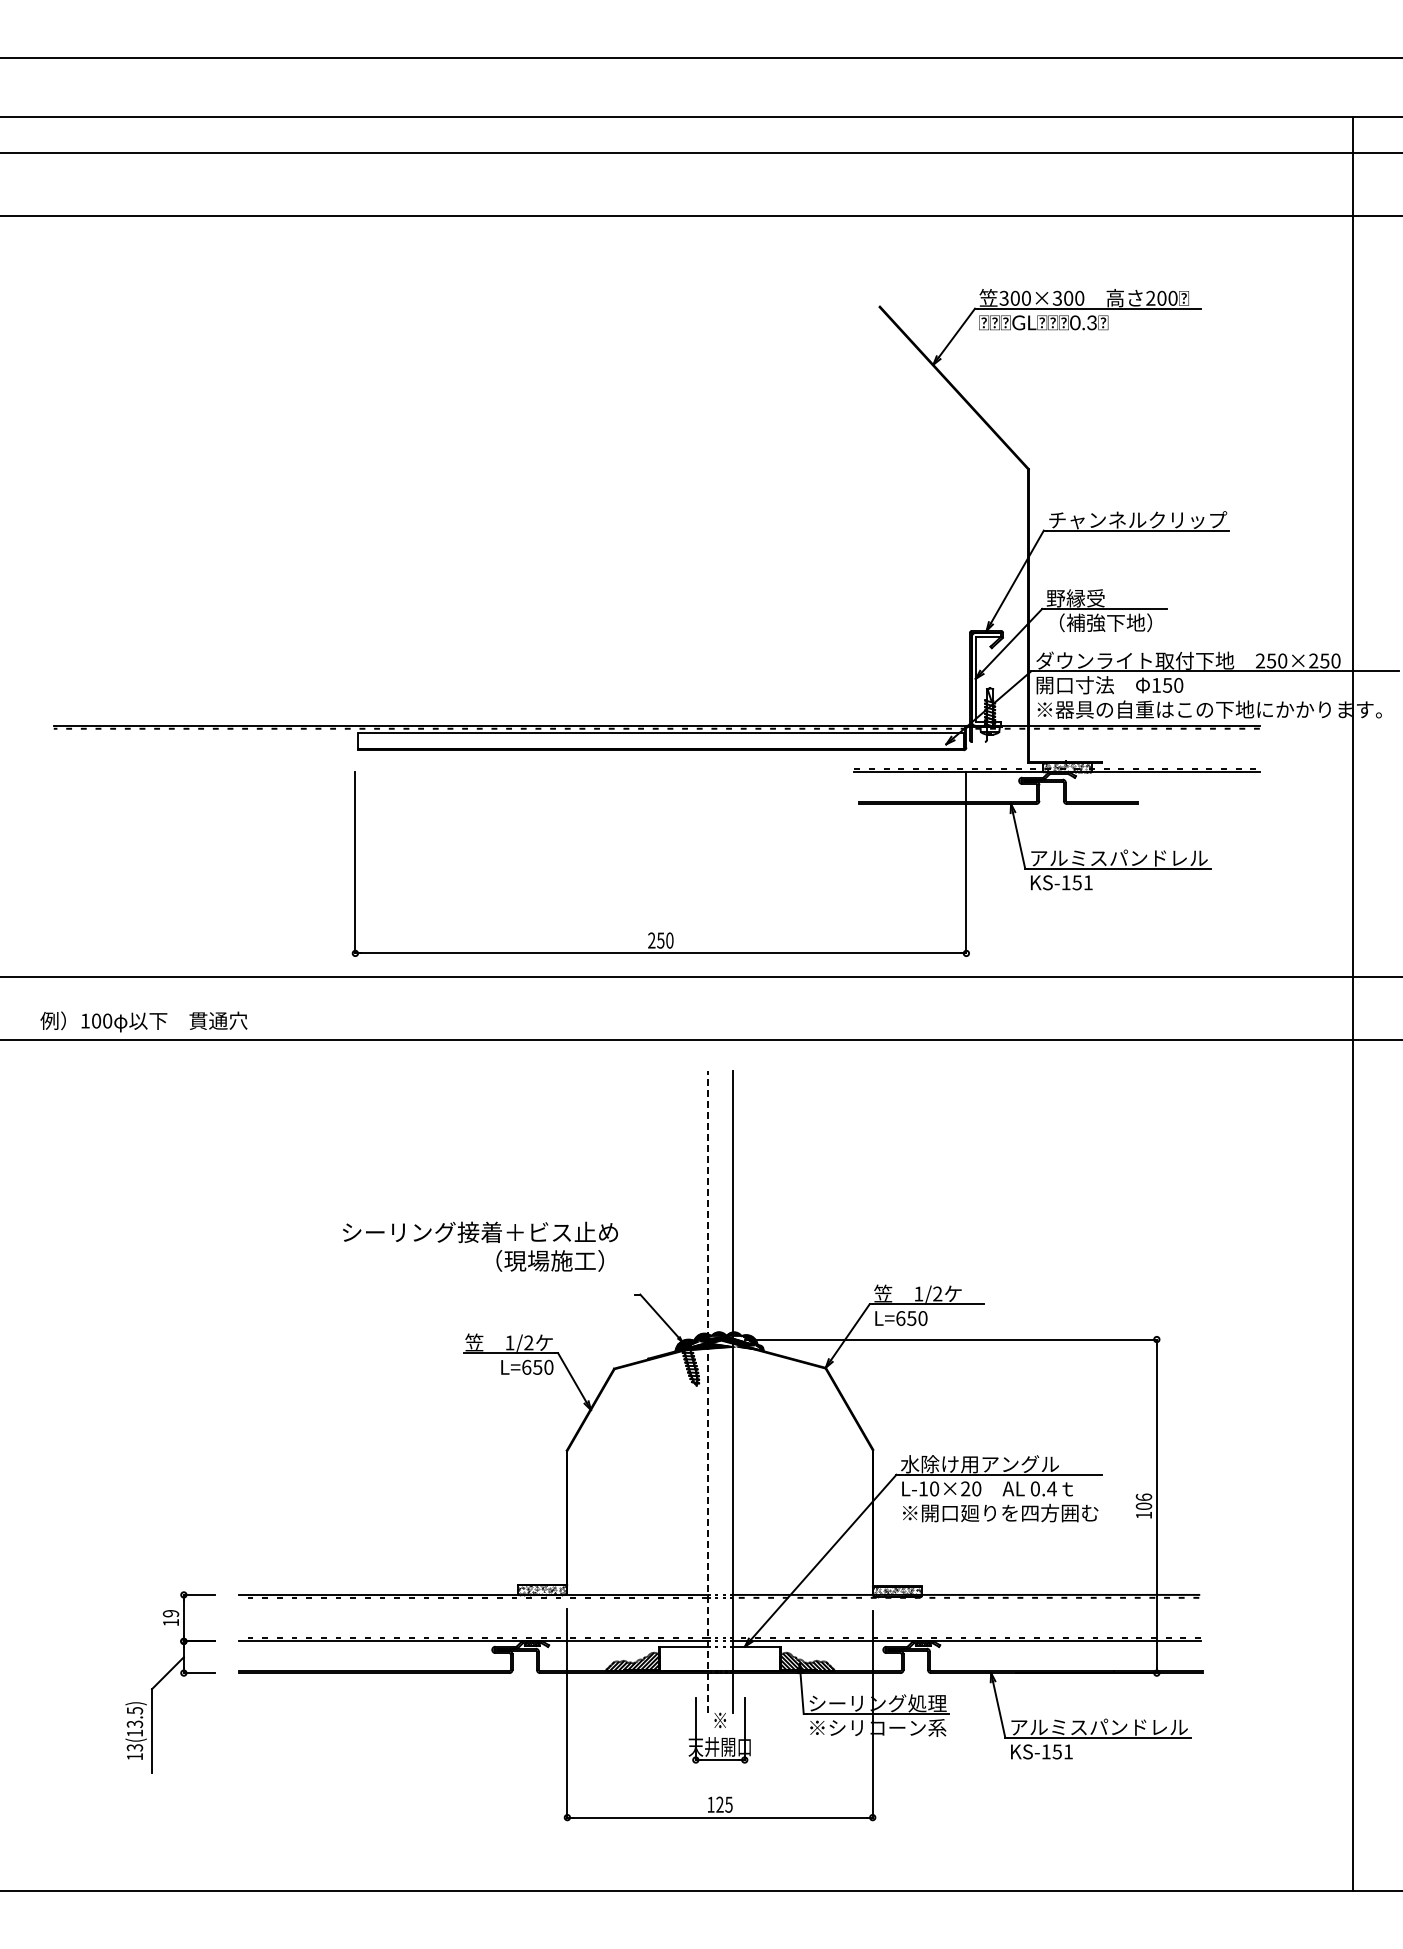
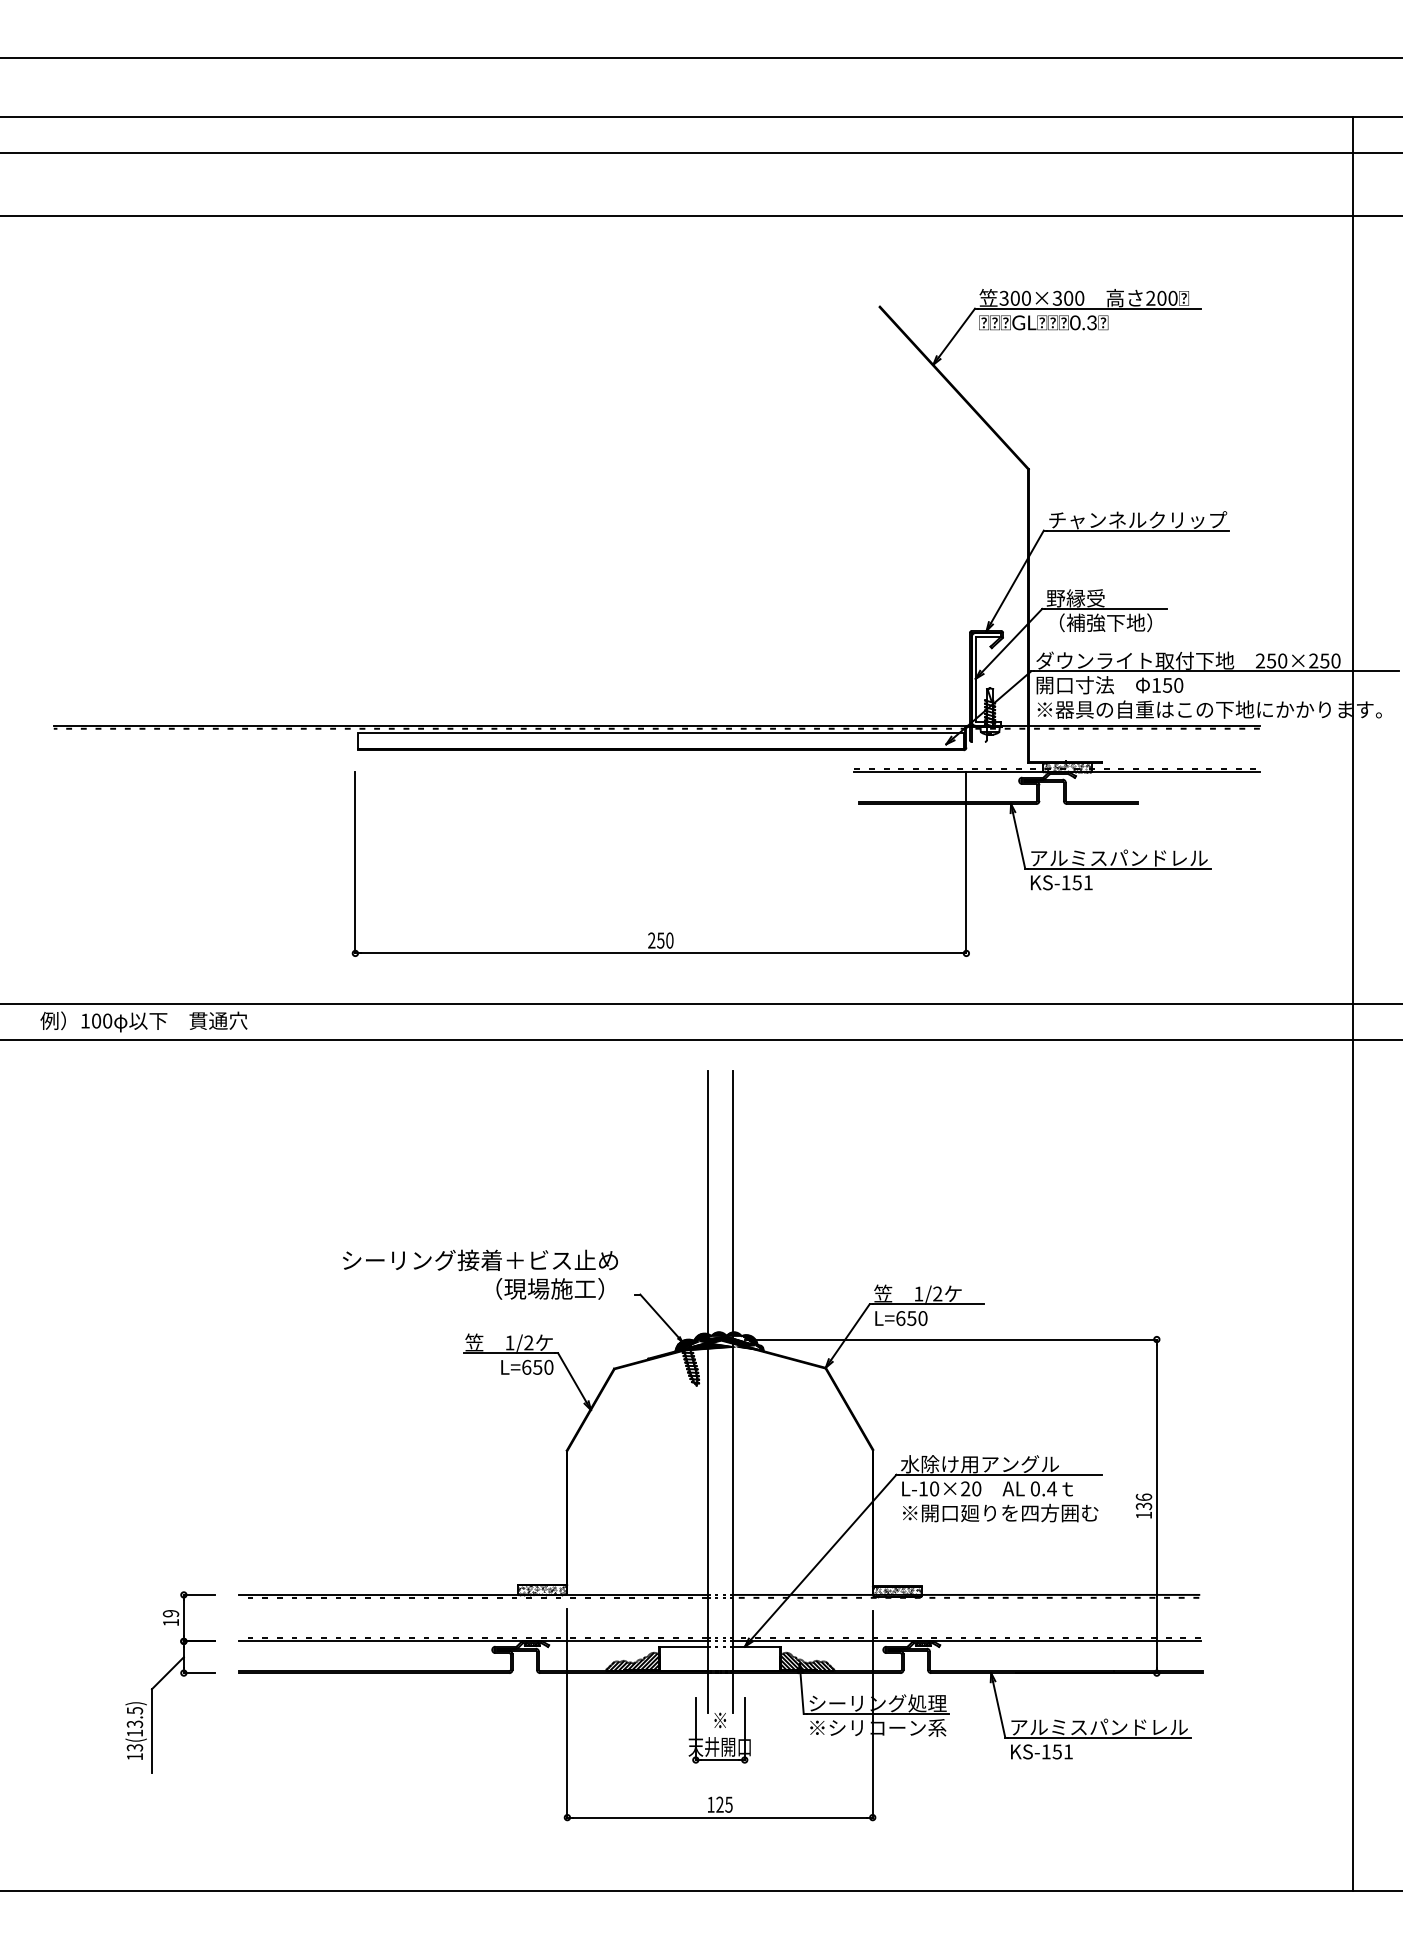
line position: (700, 976) -> (700, 1003) (700, 1003)
text position: (480, 1246) -> (480, 1274) (480, 1274)
line: dashed -> solid (708, 1391)
text: 106 -> 136 (1144, 1506)
